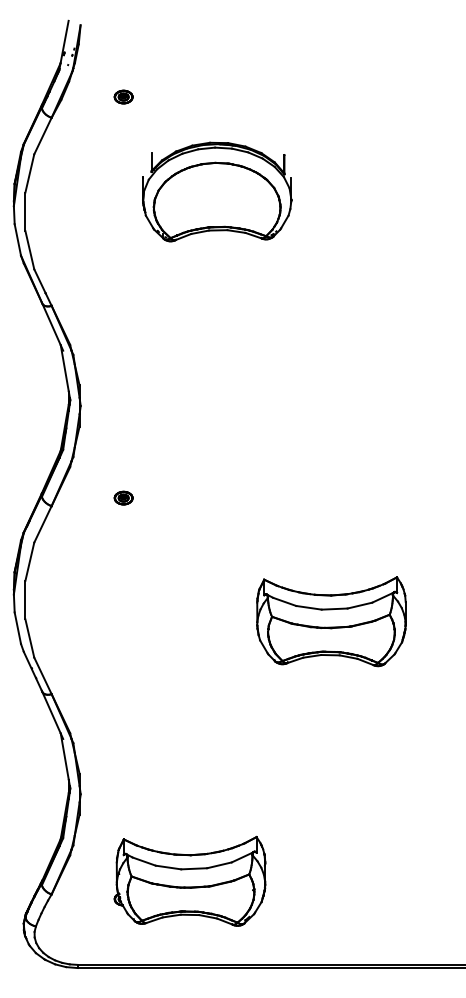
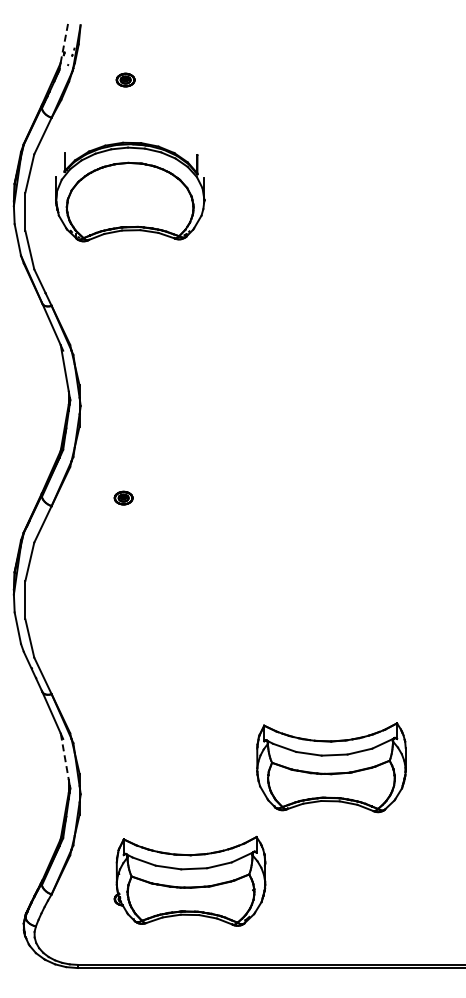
line: solid -> dashed (64, 42)
part position: (123, 96) -> (125, 79) (125, 79)
part position: (217, 191) -> (130, 191) (130, 191)
part position: (331, 621) -> (331, 767) (331, 767)
line: solid -> dashed (64, 756)
